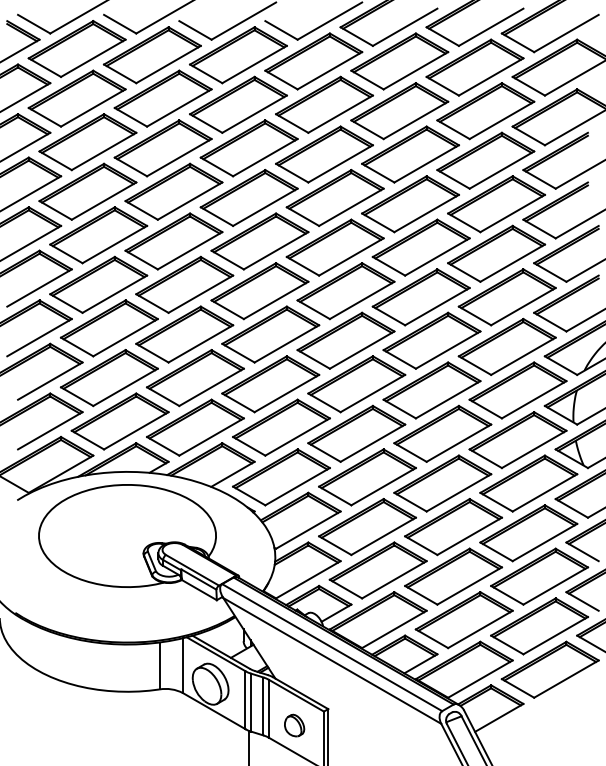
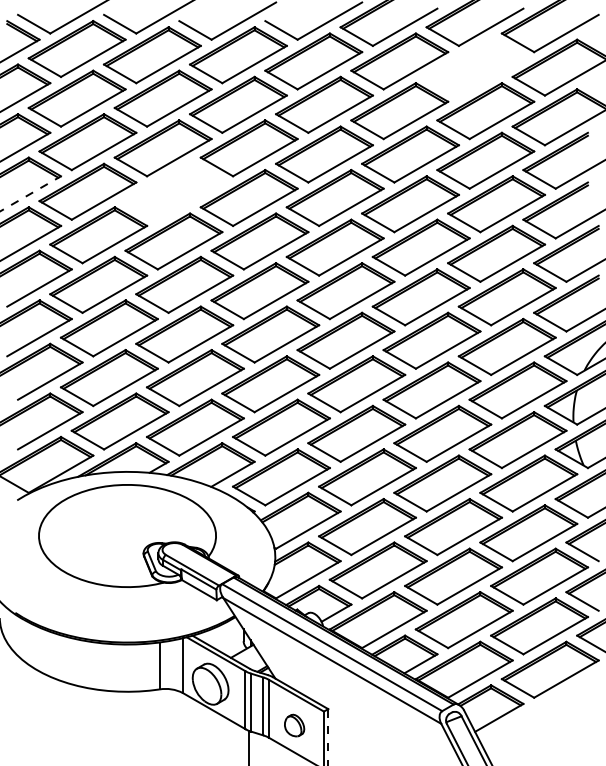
part: present -> none (474, 67)
part: present -> none (173, 191)
line: solid -> dashed (30, 193)
line: solid -> dashed (328, 737)
